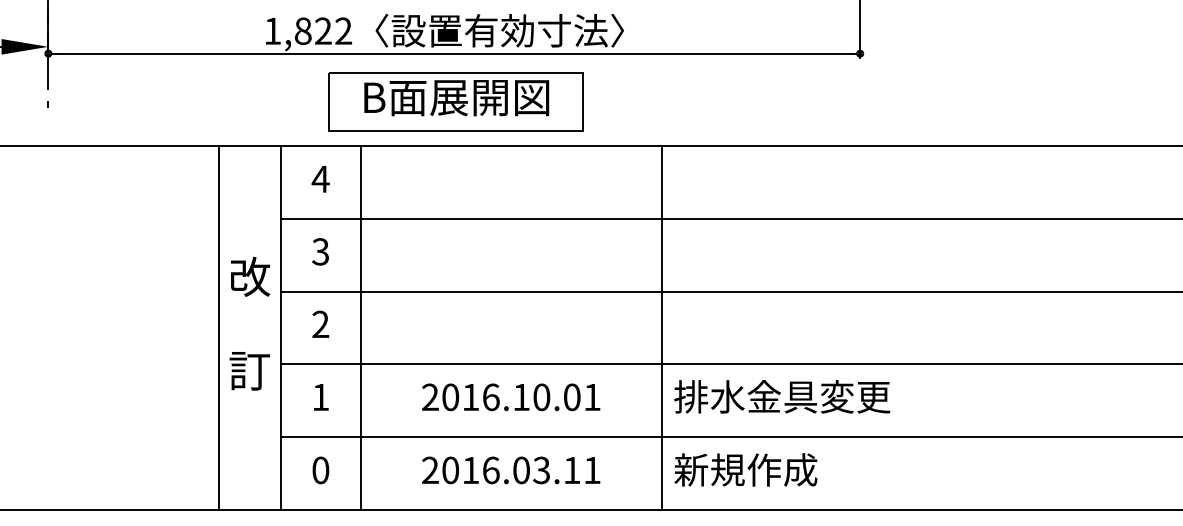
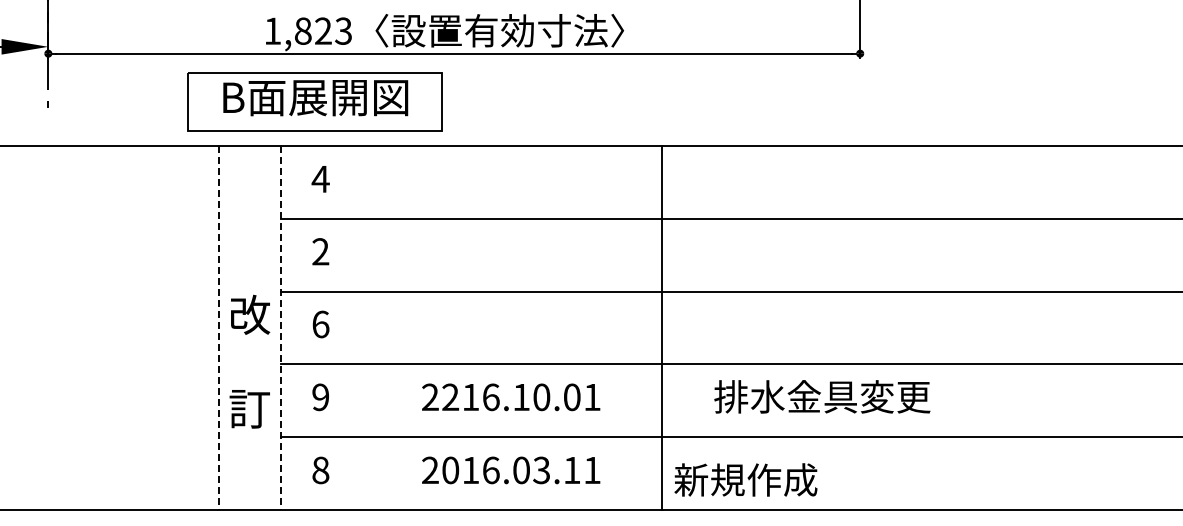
text: 1,822 -> 1,823 (343, 31)
part position: (455, 101) -> (314, 101) (314, 101)
text: 3 -> 2 (320, 251)
text position: (249, 323) -> (249, 361) (249, 361)
text: 2 -> 6 (320, 324)
line: solid -> dashed (219, 328)
line: solid -> dashed (280, 328)
line: present -> none (361, 328)
text position: (782, 396) -> (822, 396) (822, 396)
text: 1 -> 9 (320, 397)
text: 2016.10.01 -> 2216.10.01 (450, 397)
text position: (745, 469) -> (745, 479) (745, 479)
text: 0 -> 8 (320, 470)
